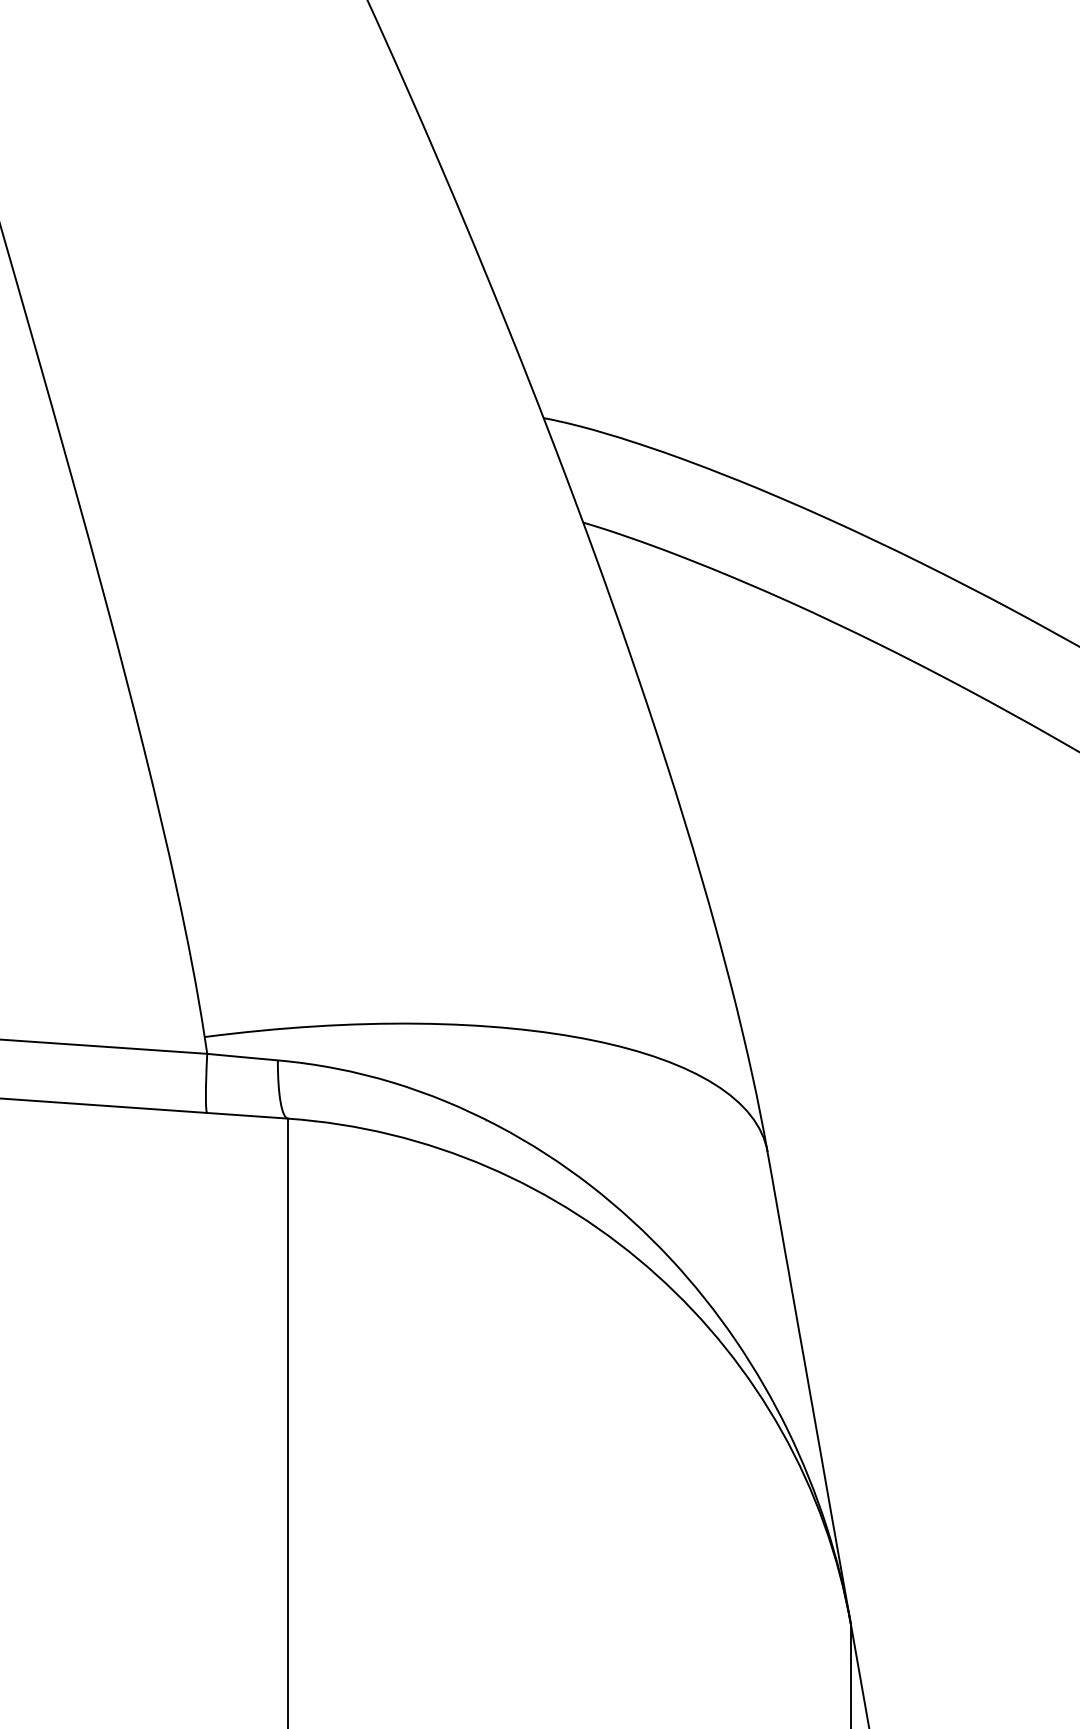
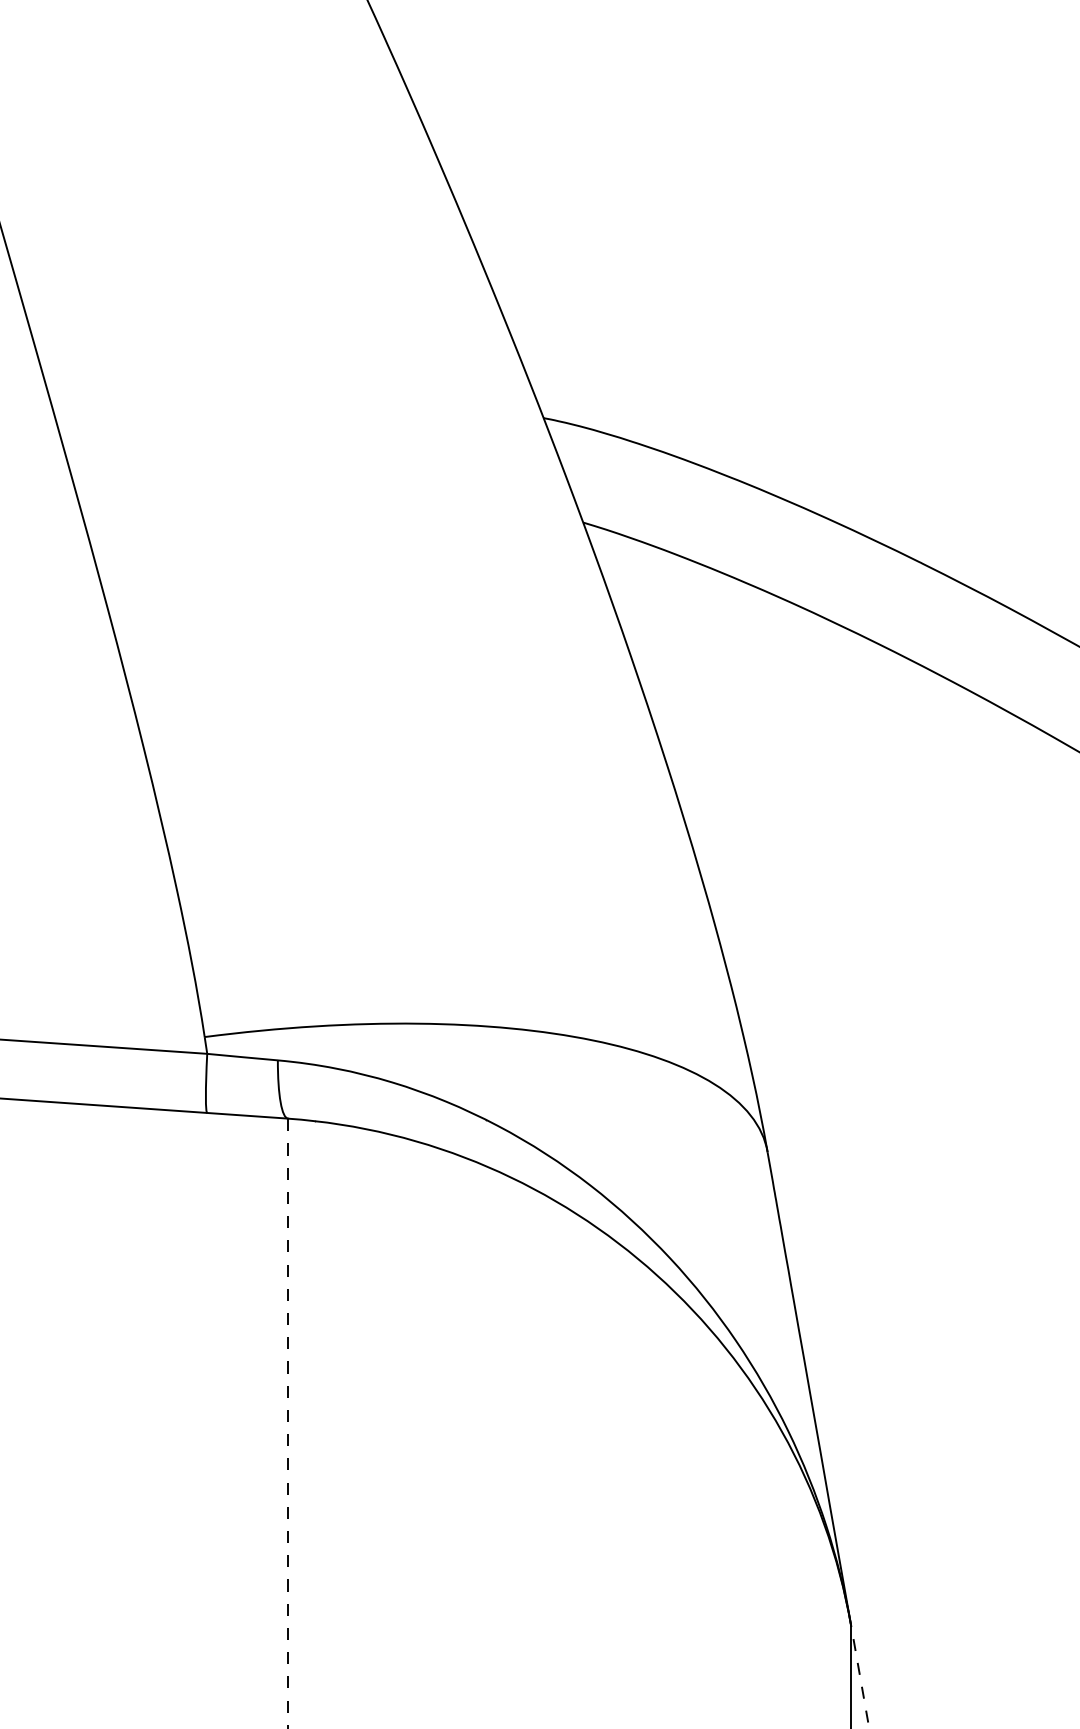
line: solid -> dashed (288, 1423)
line: solid -> dashed (860, 1676)
